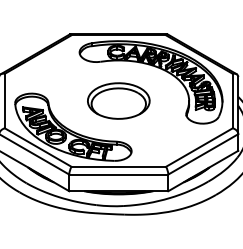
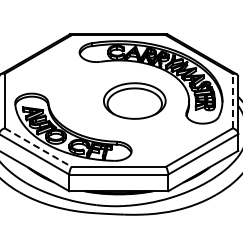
part position: (118, 100) -> (134, 100) (134, 100)
line: solid -> dashed (232, 100)
line: solid -> dashed (38, 147)
